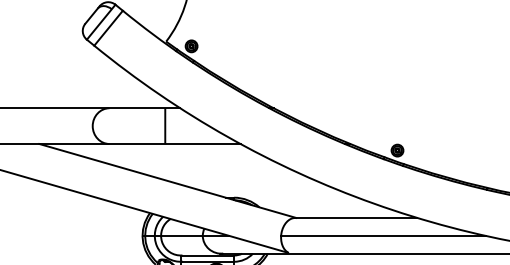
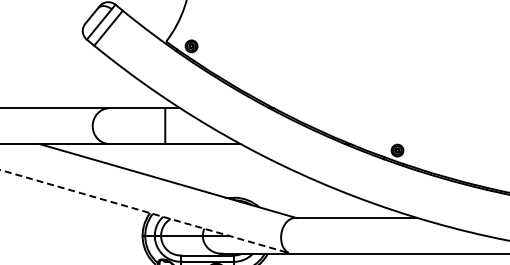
line: solid -> dashed (143, 211)
line: present -> none (383, 235)
